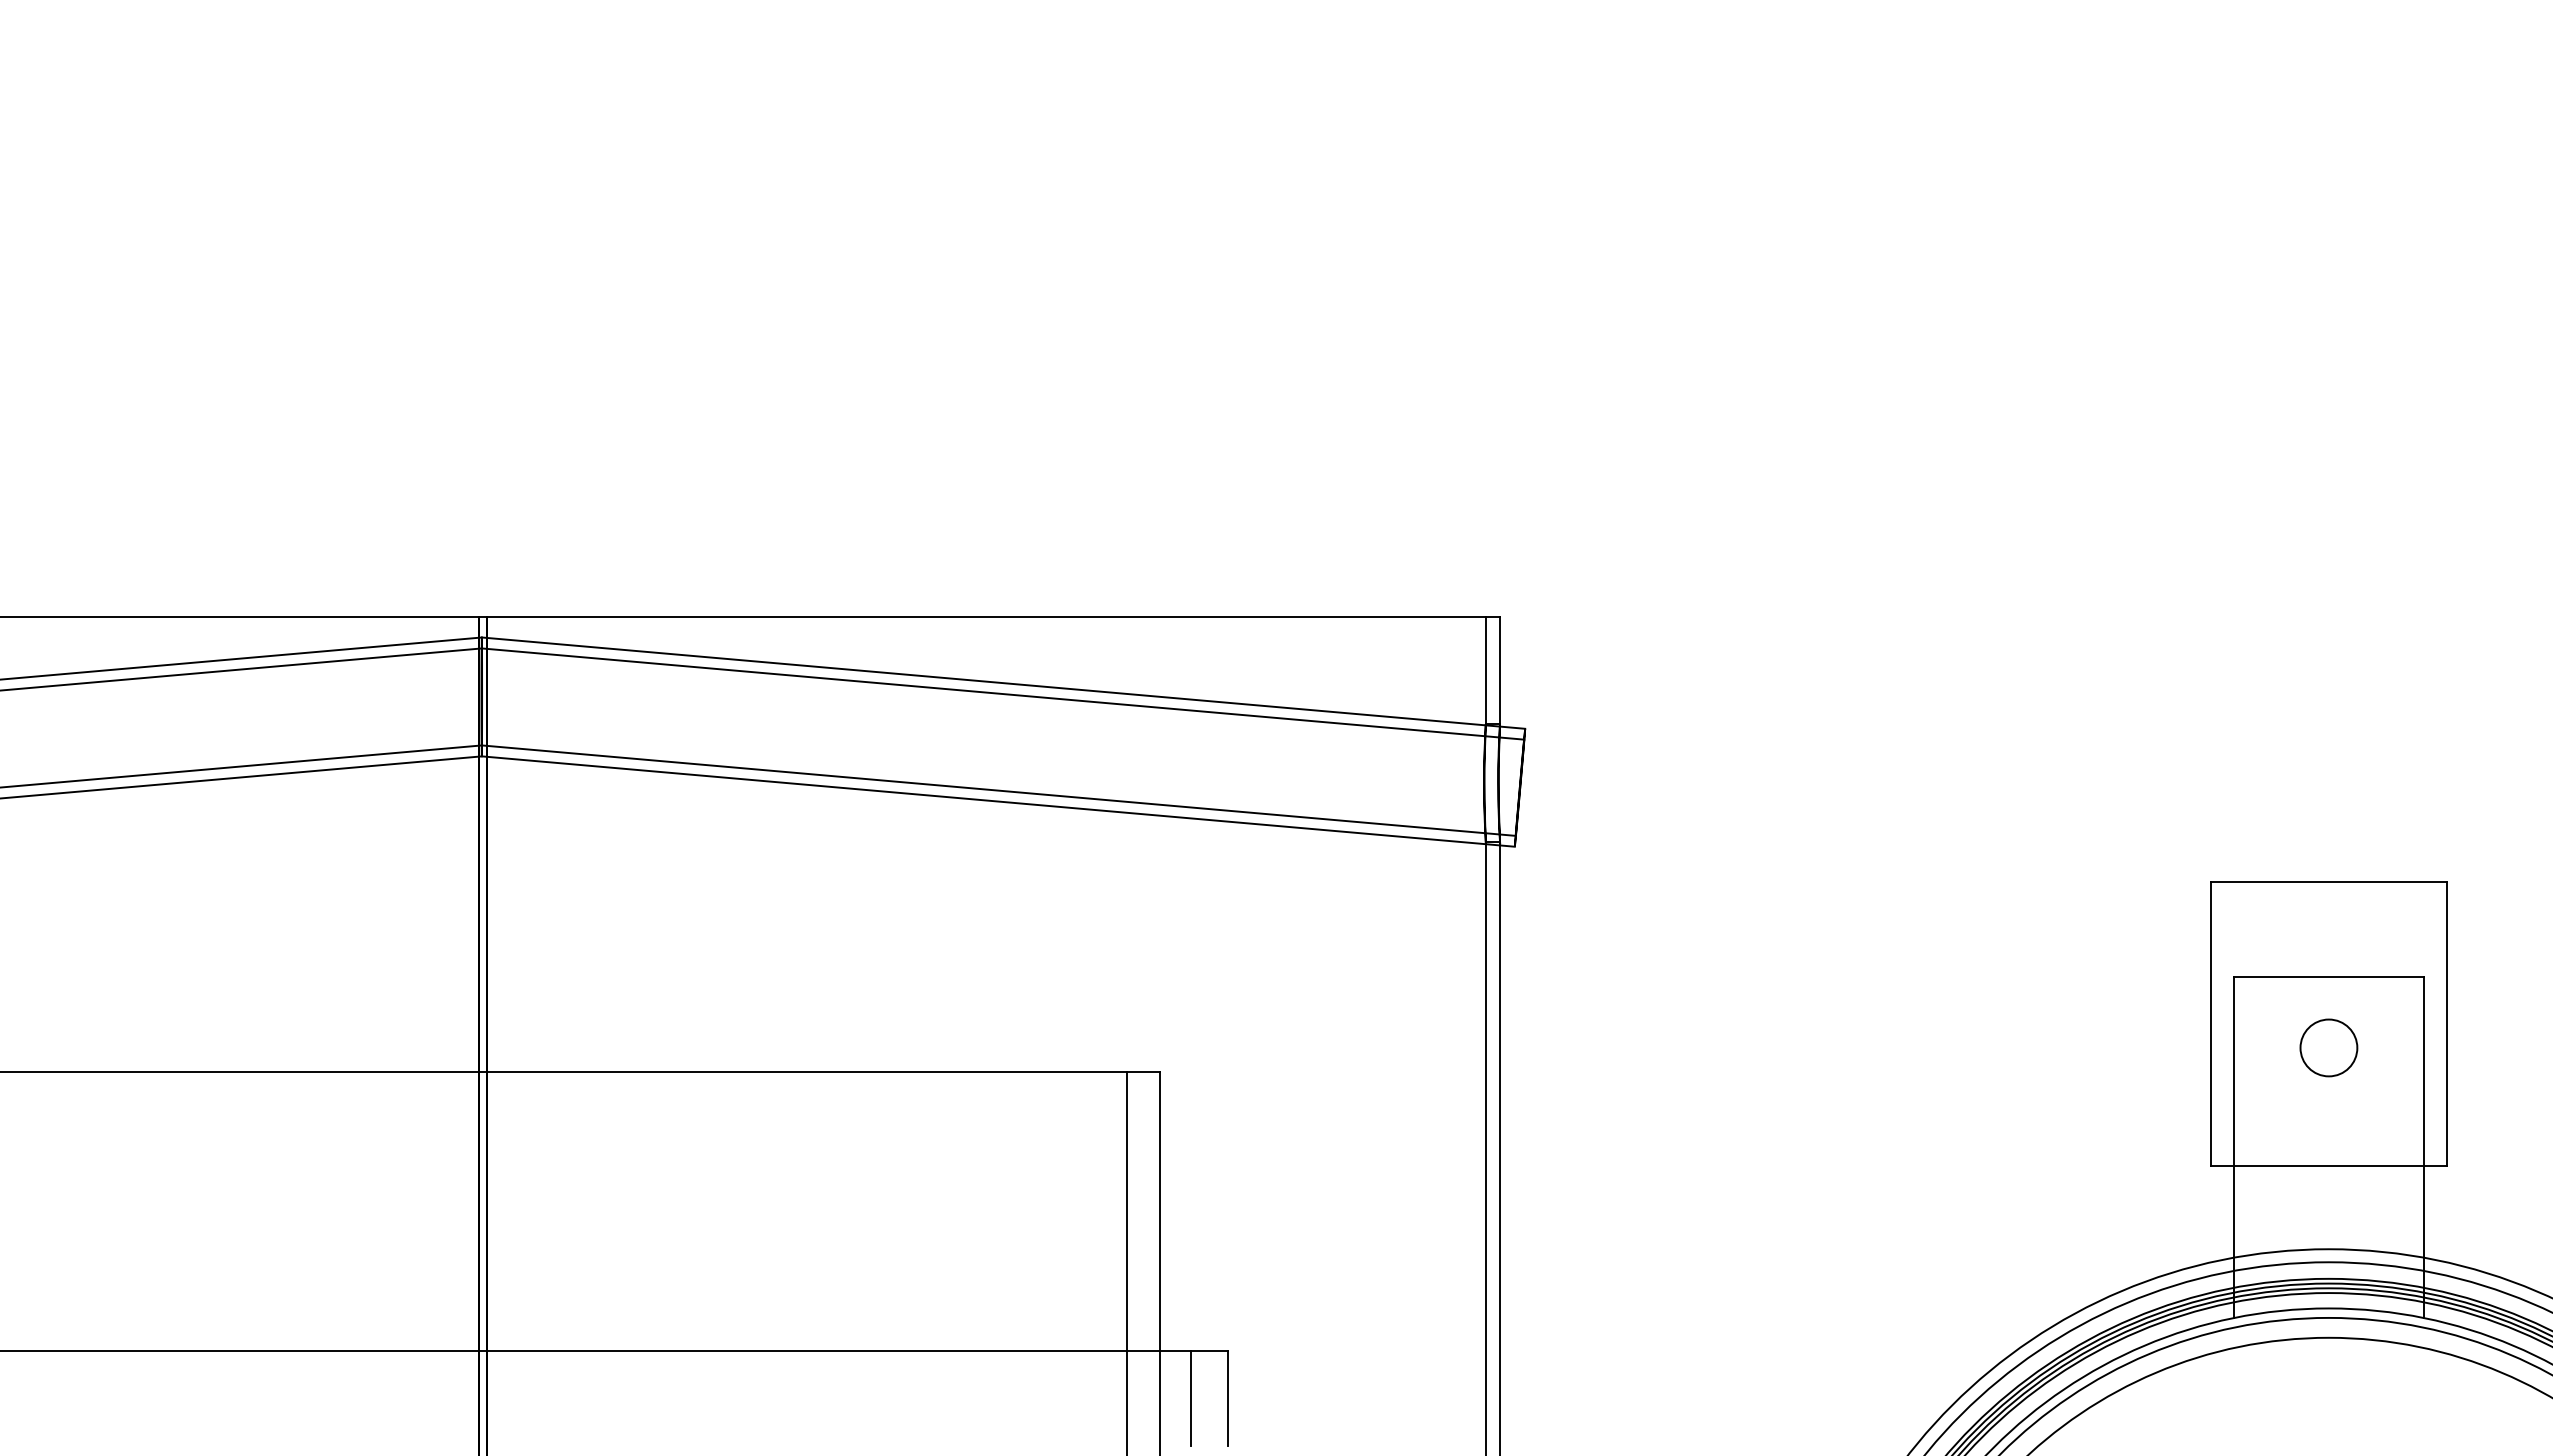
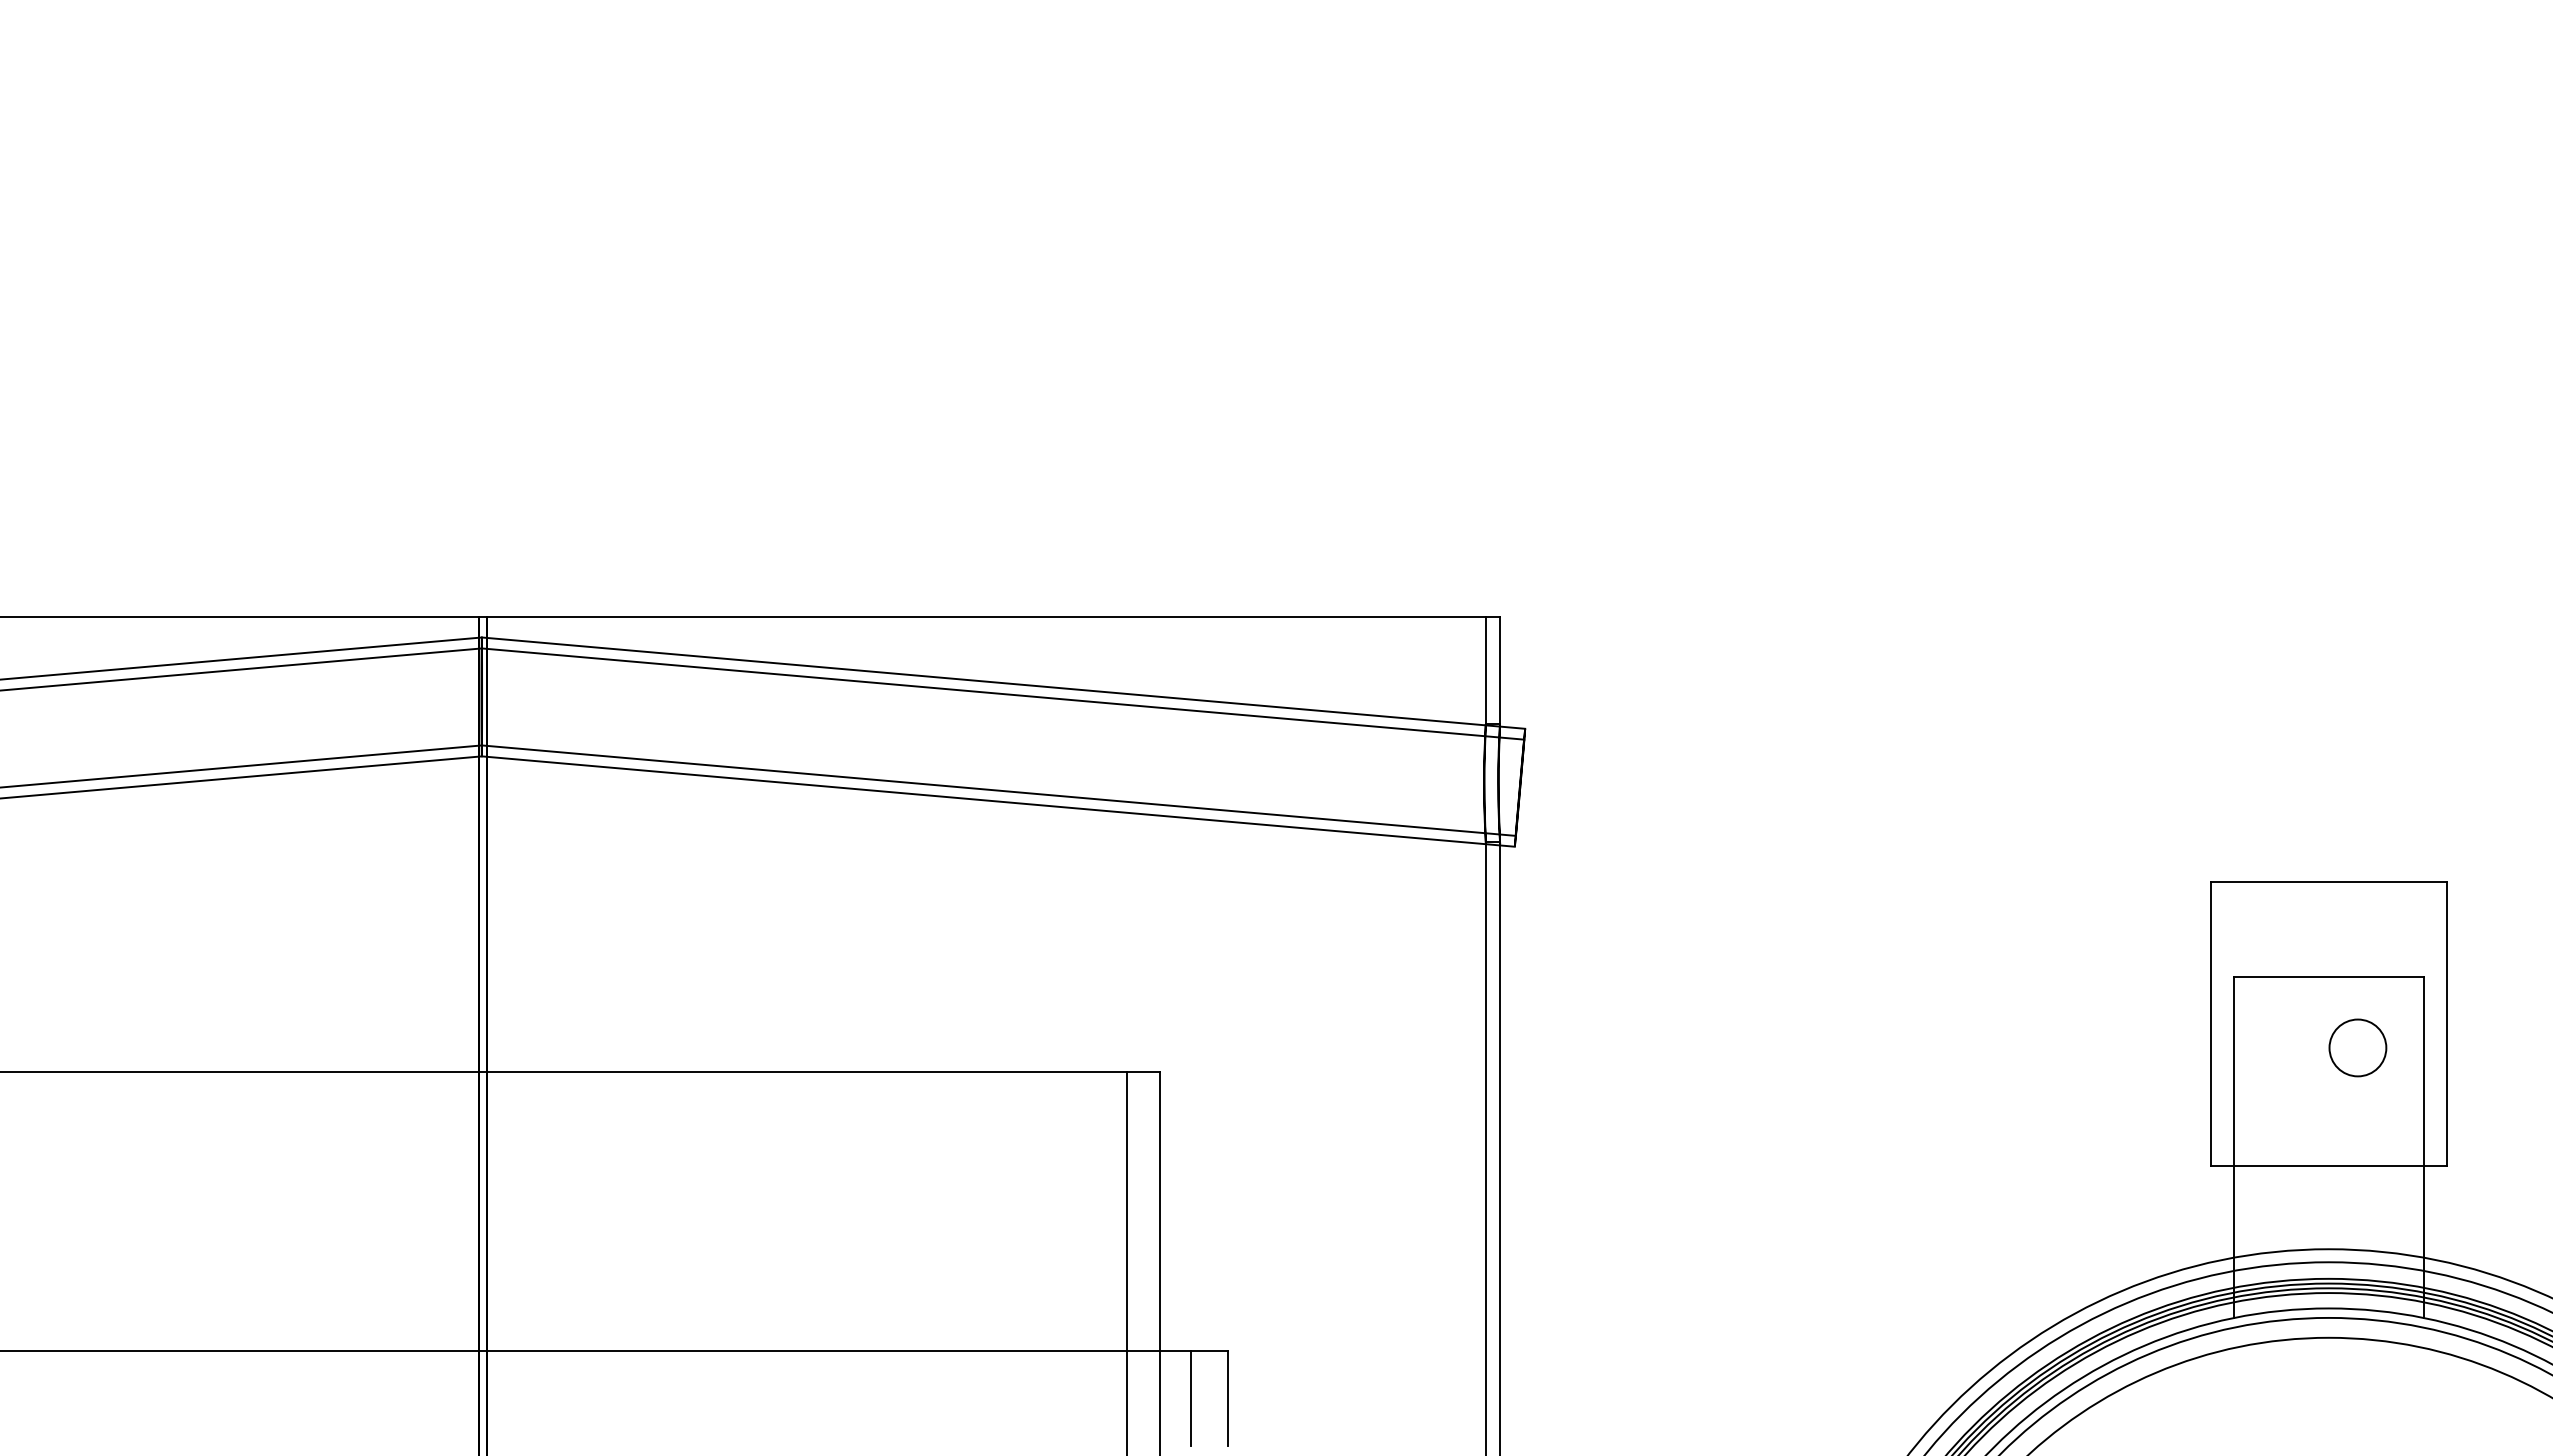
circle position: (2328, 1047) -> (2357, 1047) (2357, 1047)
